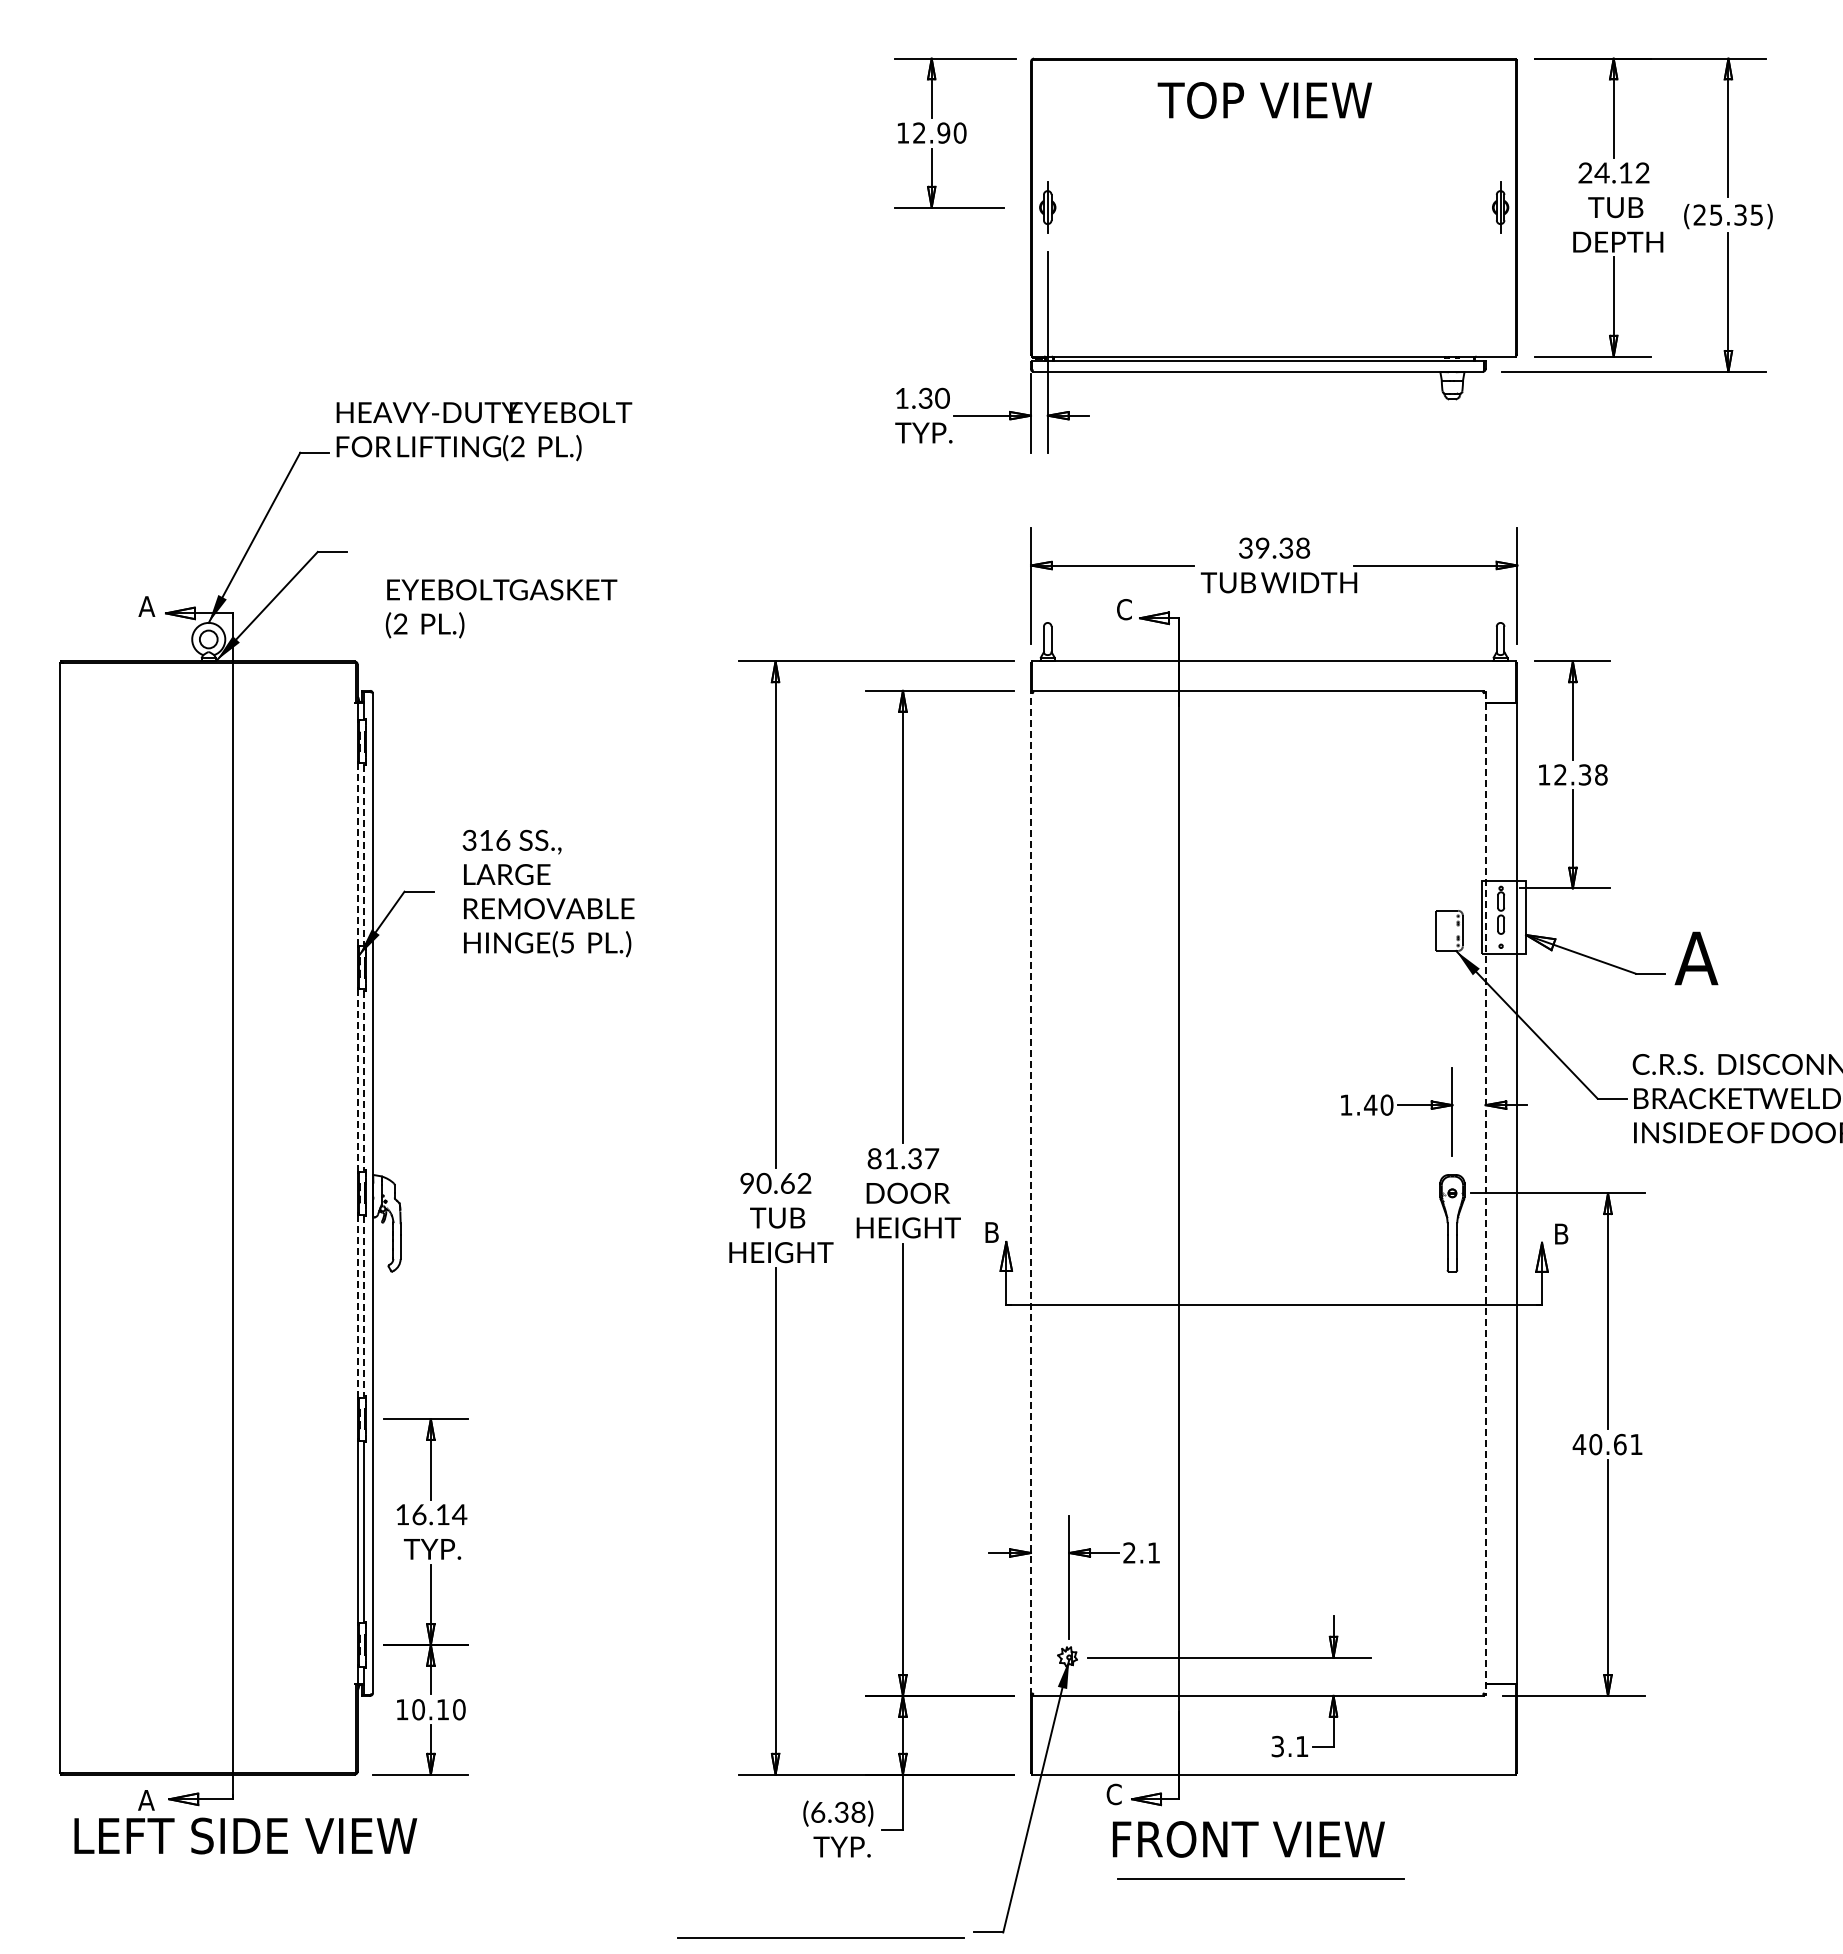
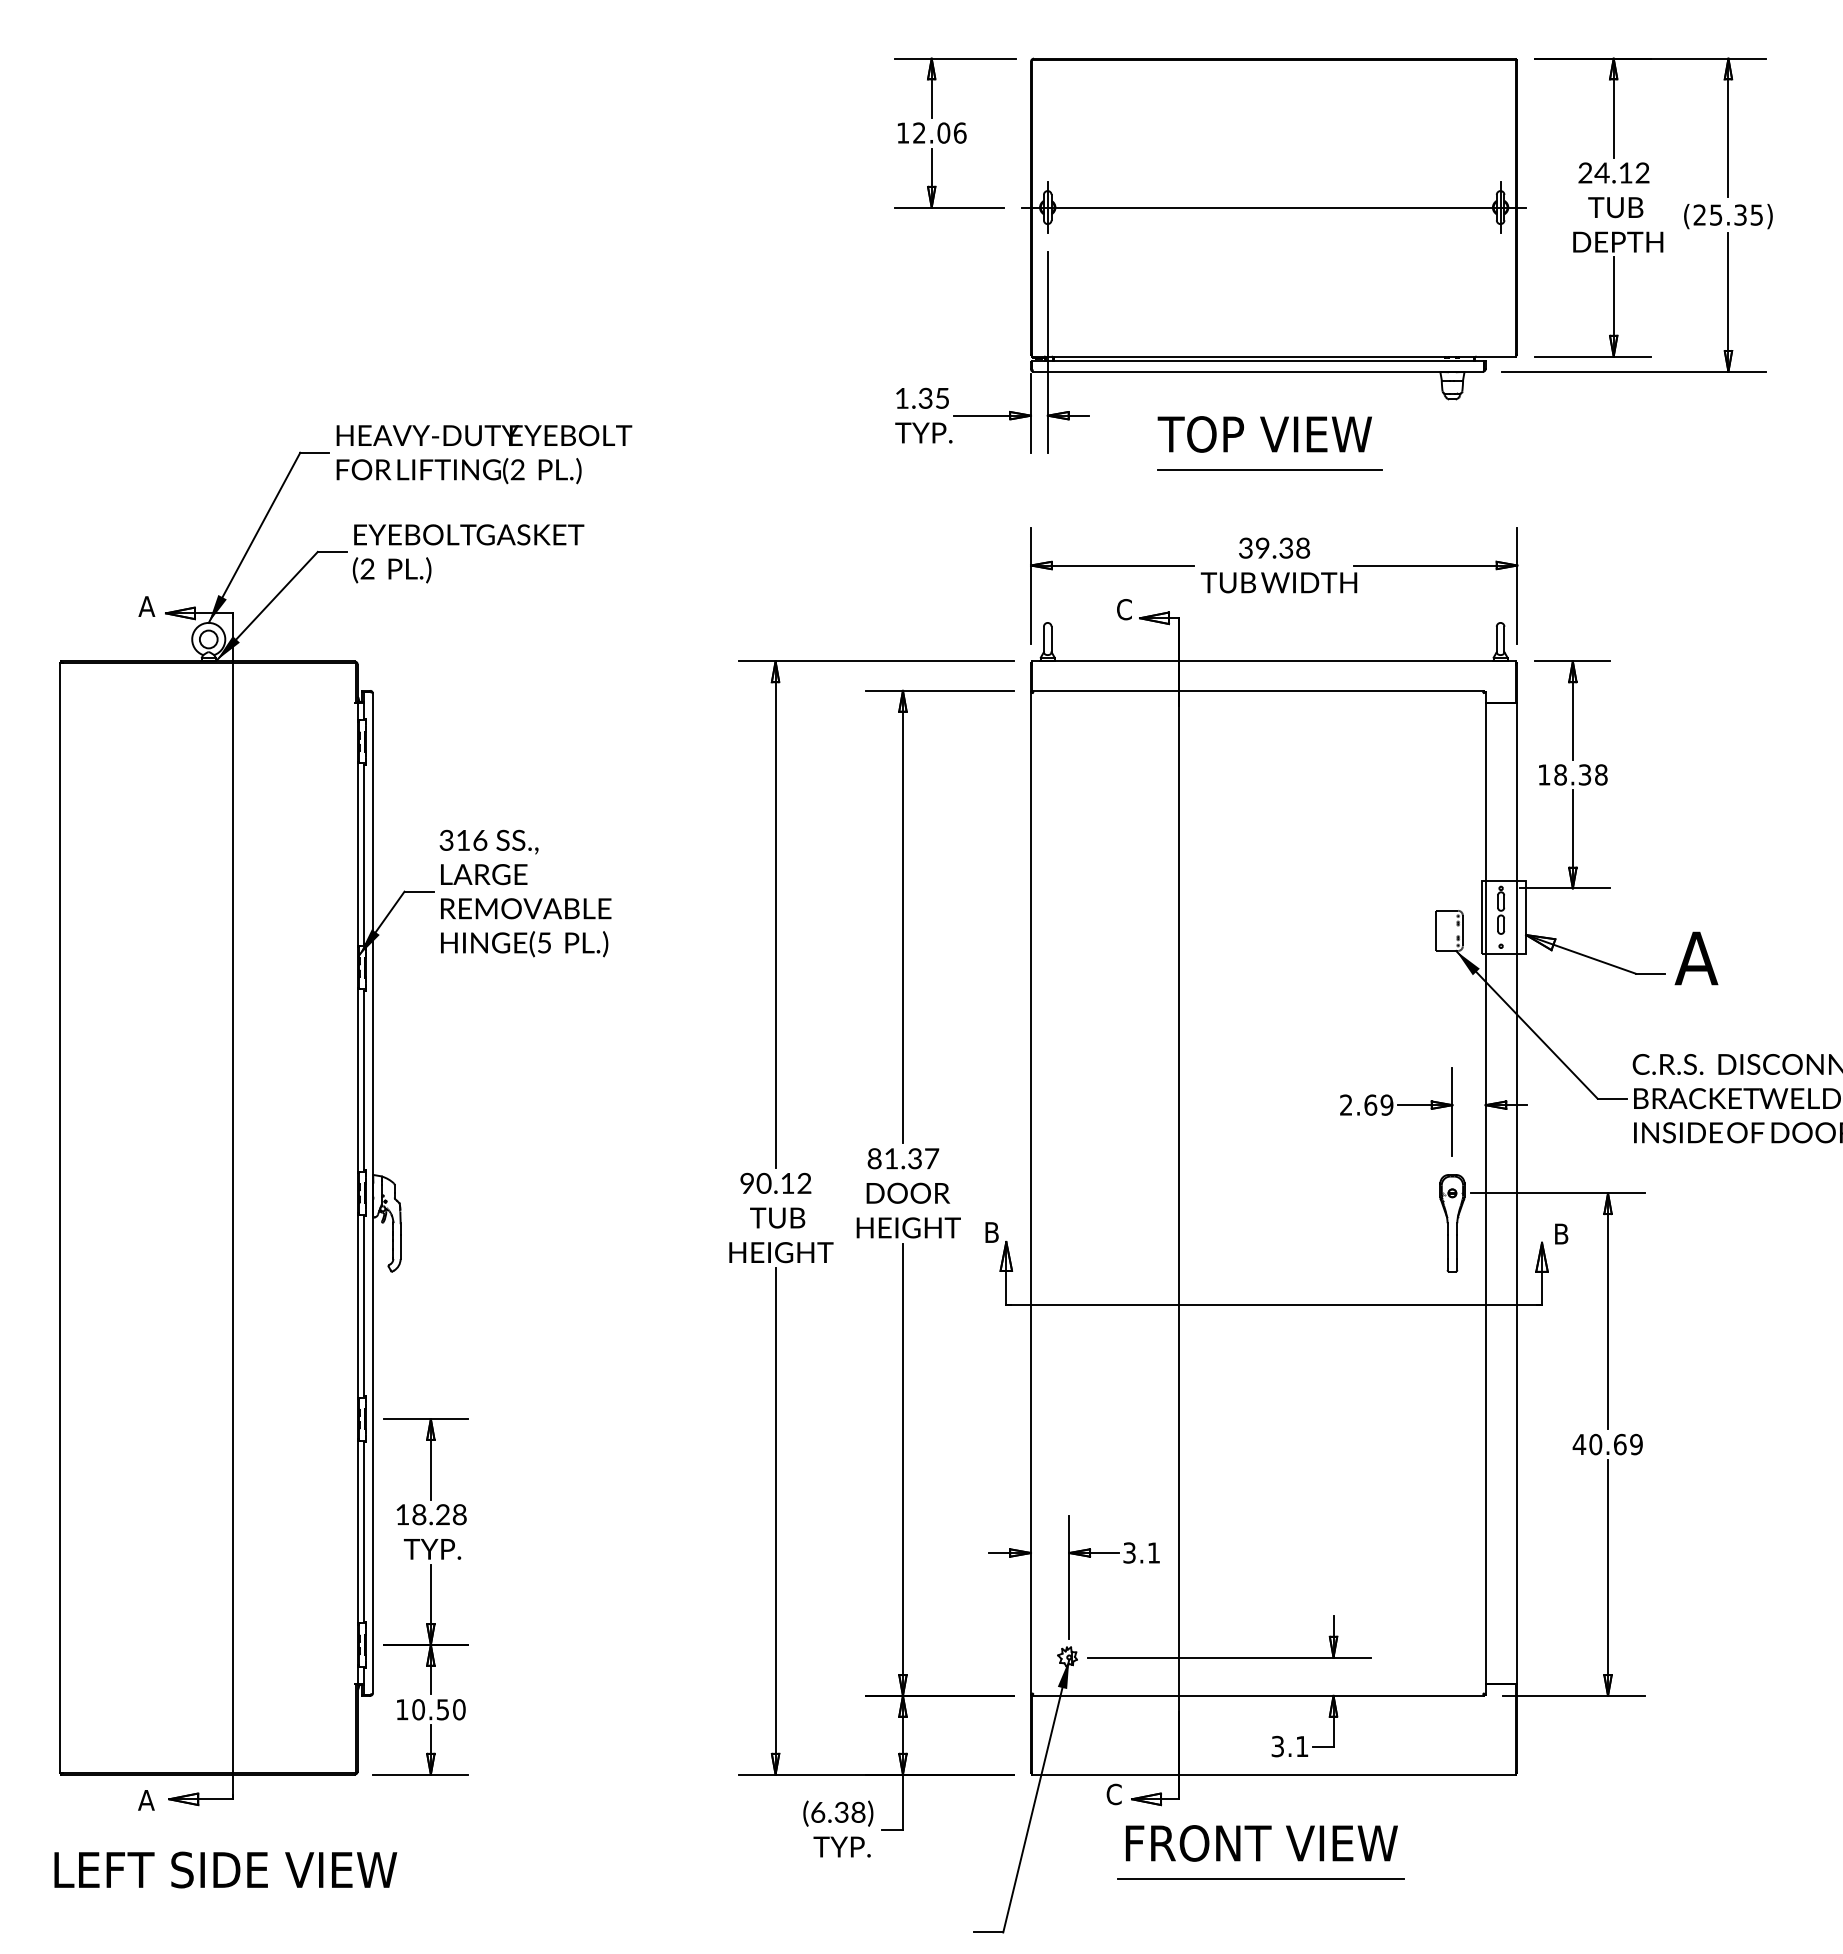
text position: (1264, 100) -> (1264, 434) (1264, 434)
text: 12.90 -> 12.06 (951, 132)
line: none -> present (1274, 207)
text: 1.30 -> 1.35 (942, 397)
text position: (484, 431) -> (484, 454) (484, 454)
line: none -> present (1269, 469)
text position: (501, 608) -> (468, 553) (468, 553)
text: 12.38 -> 18.38 (1560, 774)
line: dashed -> solid (363, 854)
line: dashed -> solid (357, 855)
text position: (548, 893) -> (525, 893) (525, 893)
line: dashed -> solid (357, 1080)
line: dashed -> solid (363, 1080)
text: 1.40 -> 2.69 (1366, 1104)
text: 90.62 -> 90.12 (787, 1183)
line: dashed -> solid (1030, 1192)
line: dashed -> solid (1485, 1193)
line: dashed -> solid (357, 1306)
line: dashed -> solid (363, 1306)
text: 40.61 -> 40.69 (1636, 1444)
text: 16.14 -> 18.28 (439, 1514)
text: 2.1 -> 3.1 (1129, 1552)
text: 10.10 -> 10.50 (442, 1709)
text position: (245, 1835) -> (225, 1869) (225, 1869)
text position: (1248, 1839) -> (1261, 1843) (1261, 1843)
line: present -> none (820, 1937)
